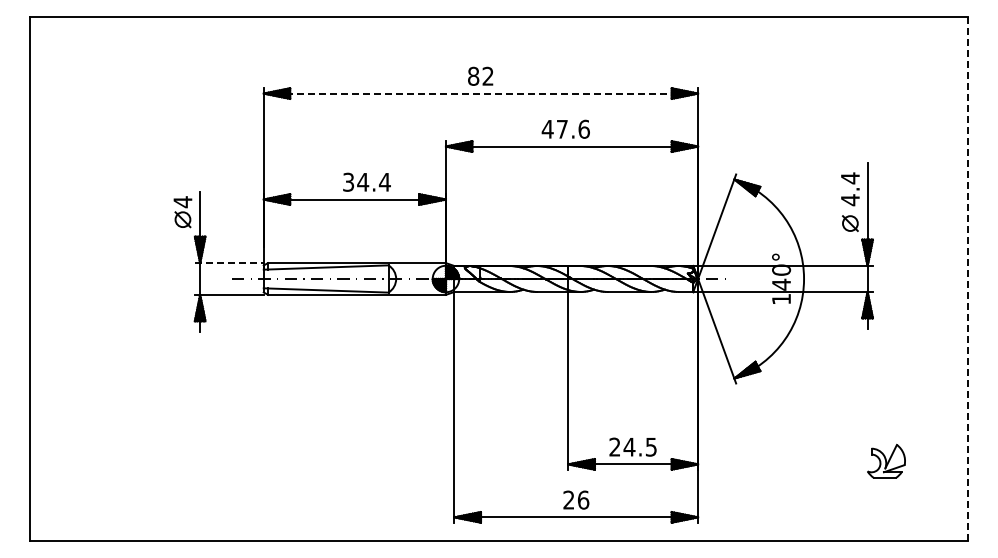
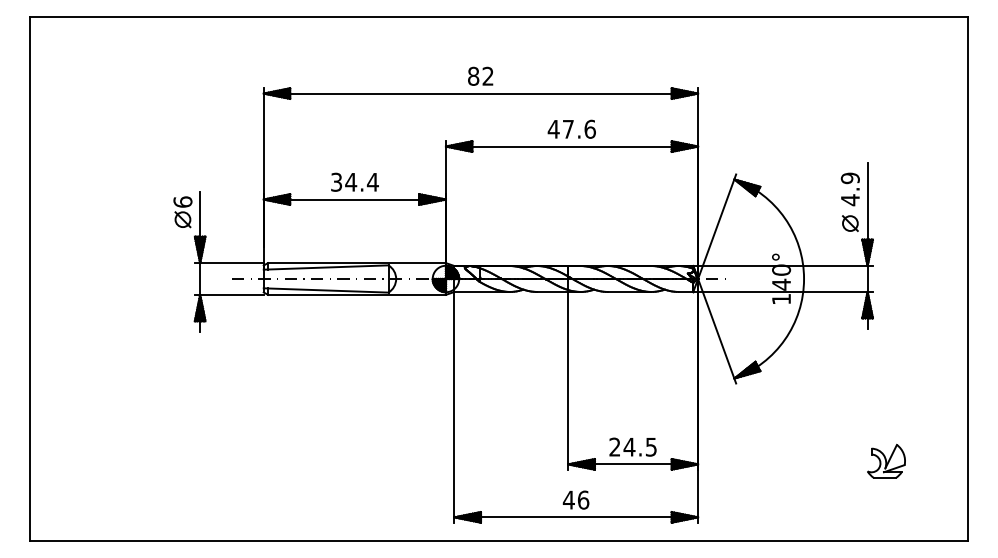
line: dashed -> solid (481, 93)
text position: (565, 128) -> (571, 128) (571, 128)
text: 4.4 -> 4.9 (849, 178)
text position: (366, 181) -> (354, 181) (354, 181)
text: 4 -> 6 (182, 202)
line: dashed -> solid (229, 263)
line: dashed -> solid (968, 278)
text: 26 -> 46 (568, 499)
